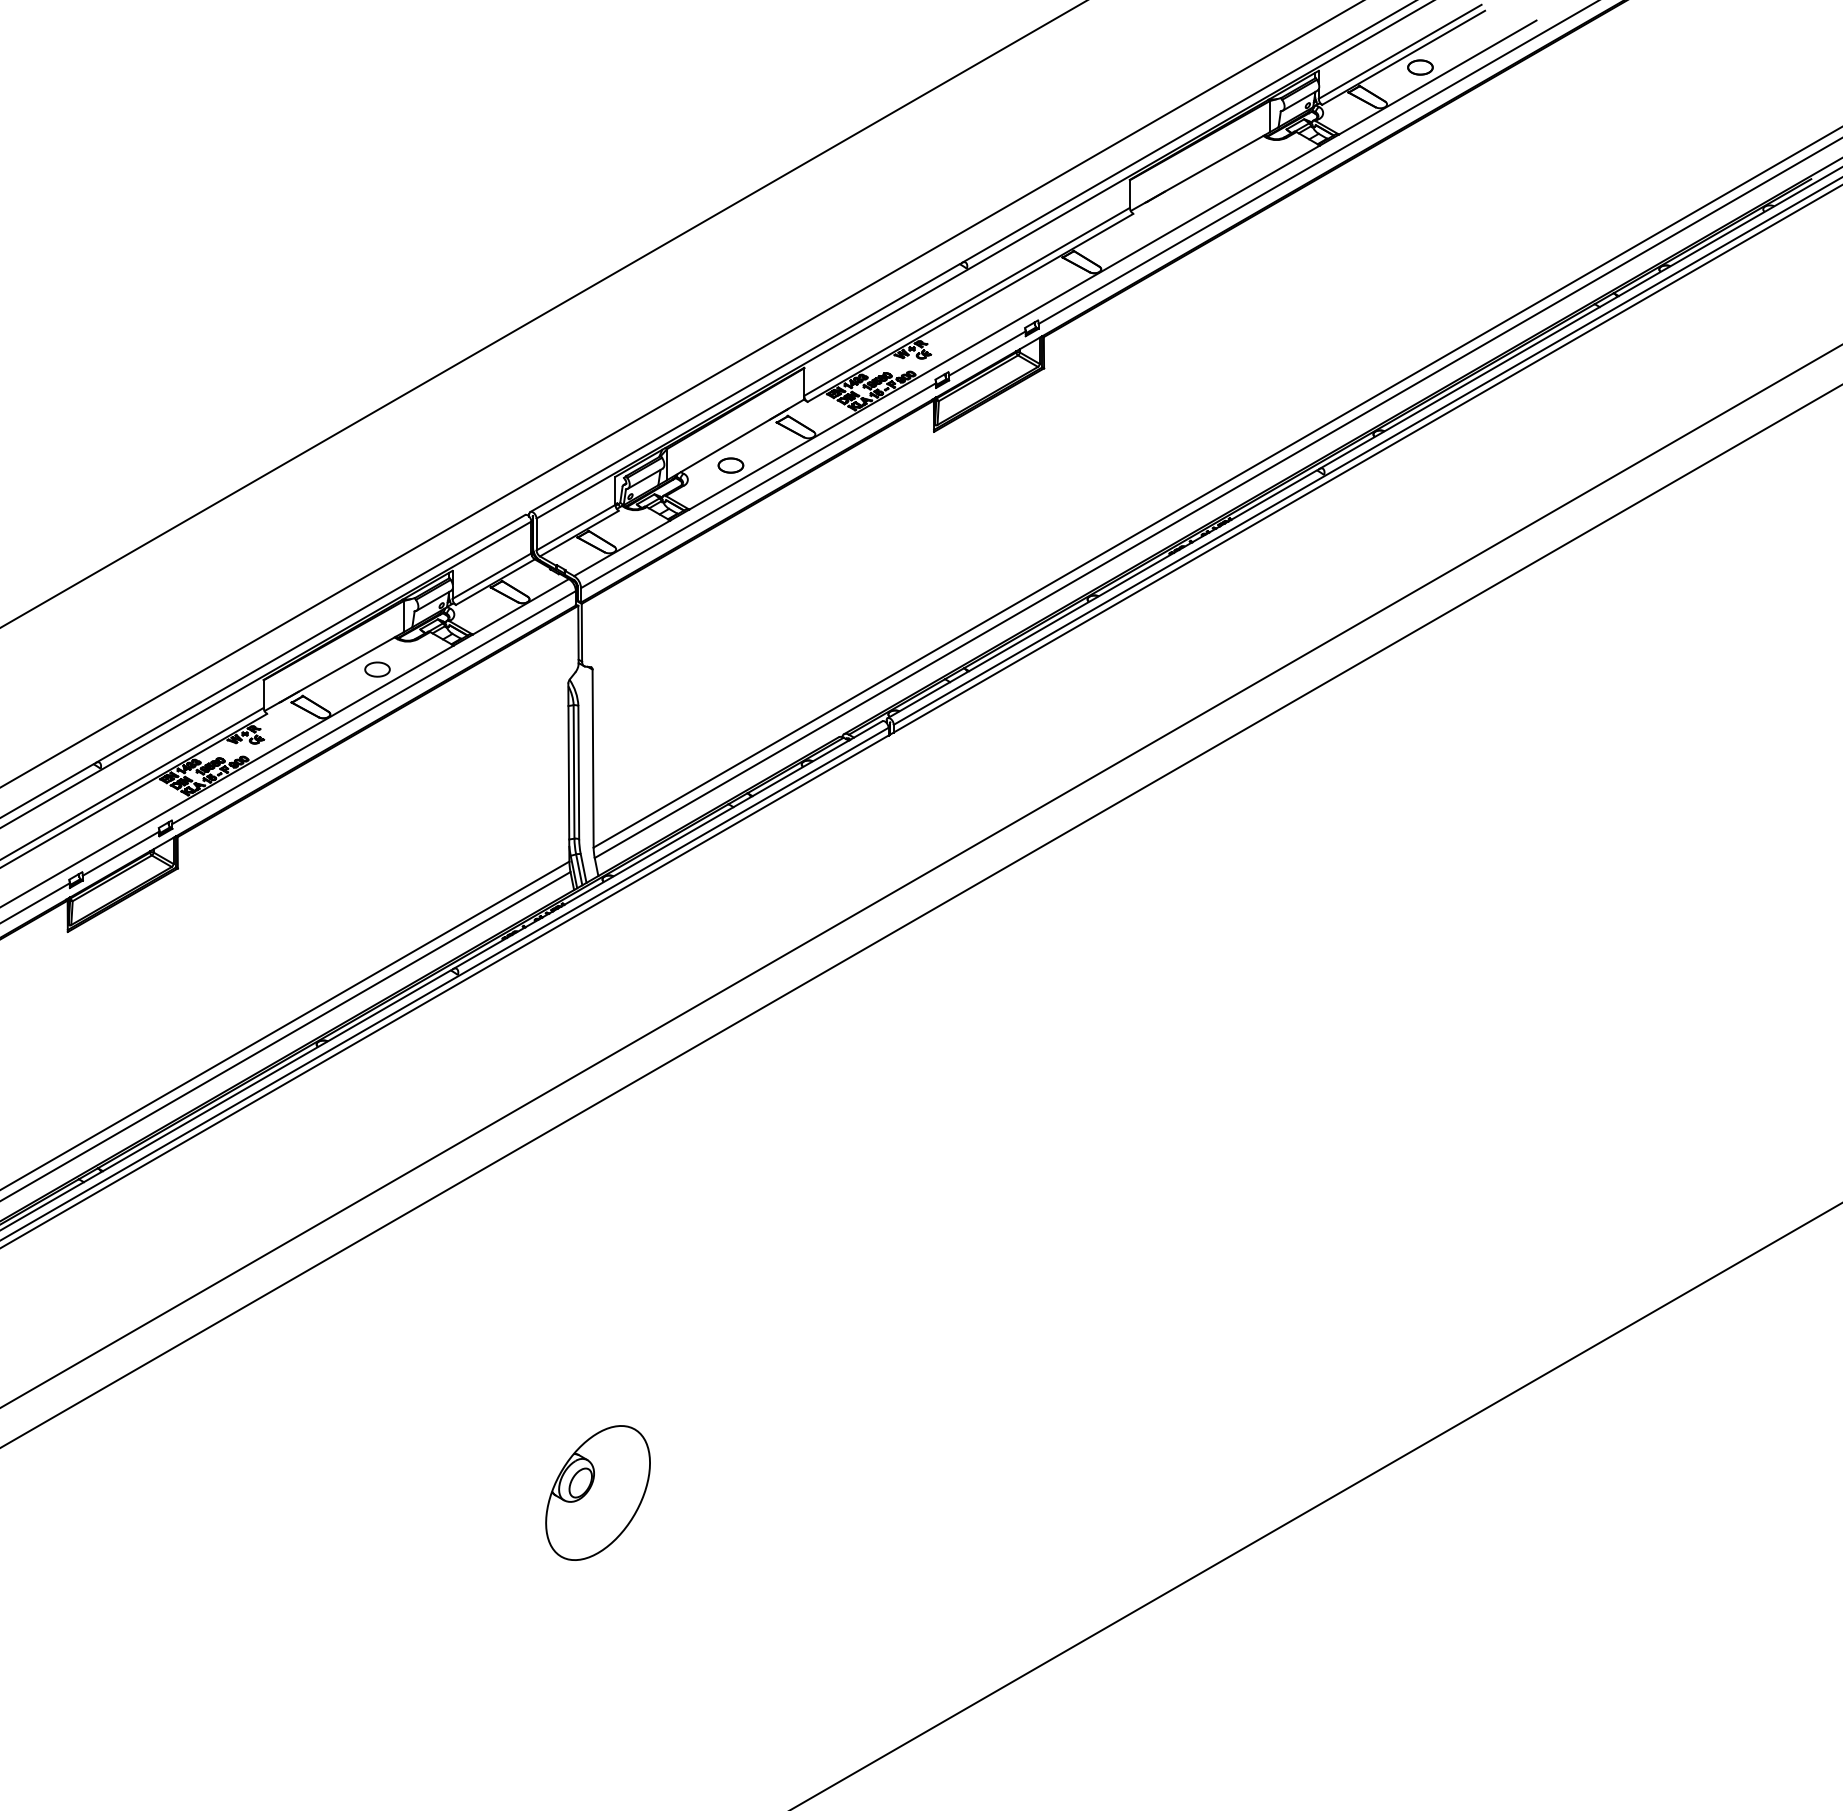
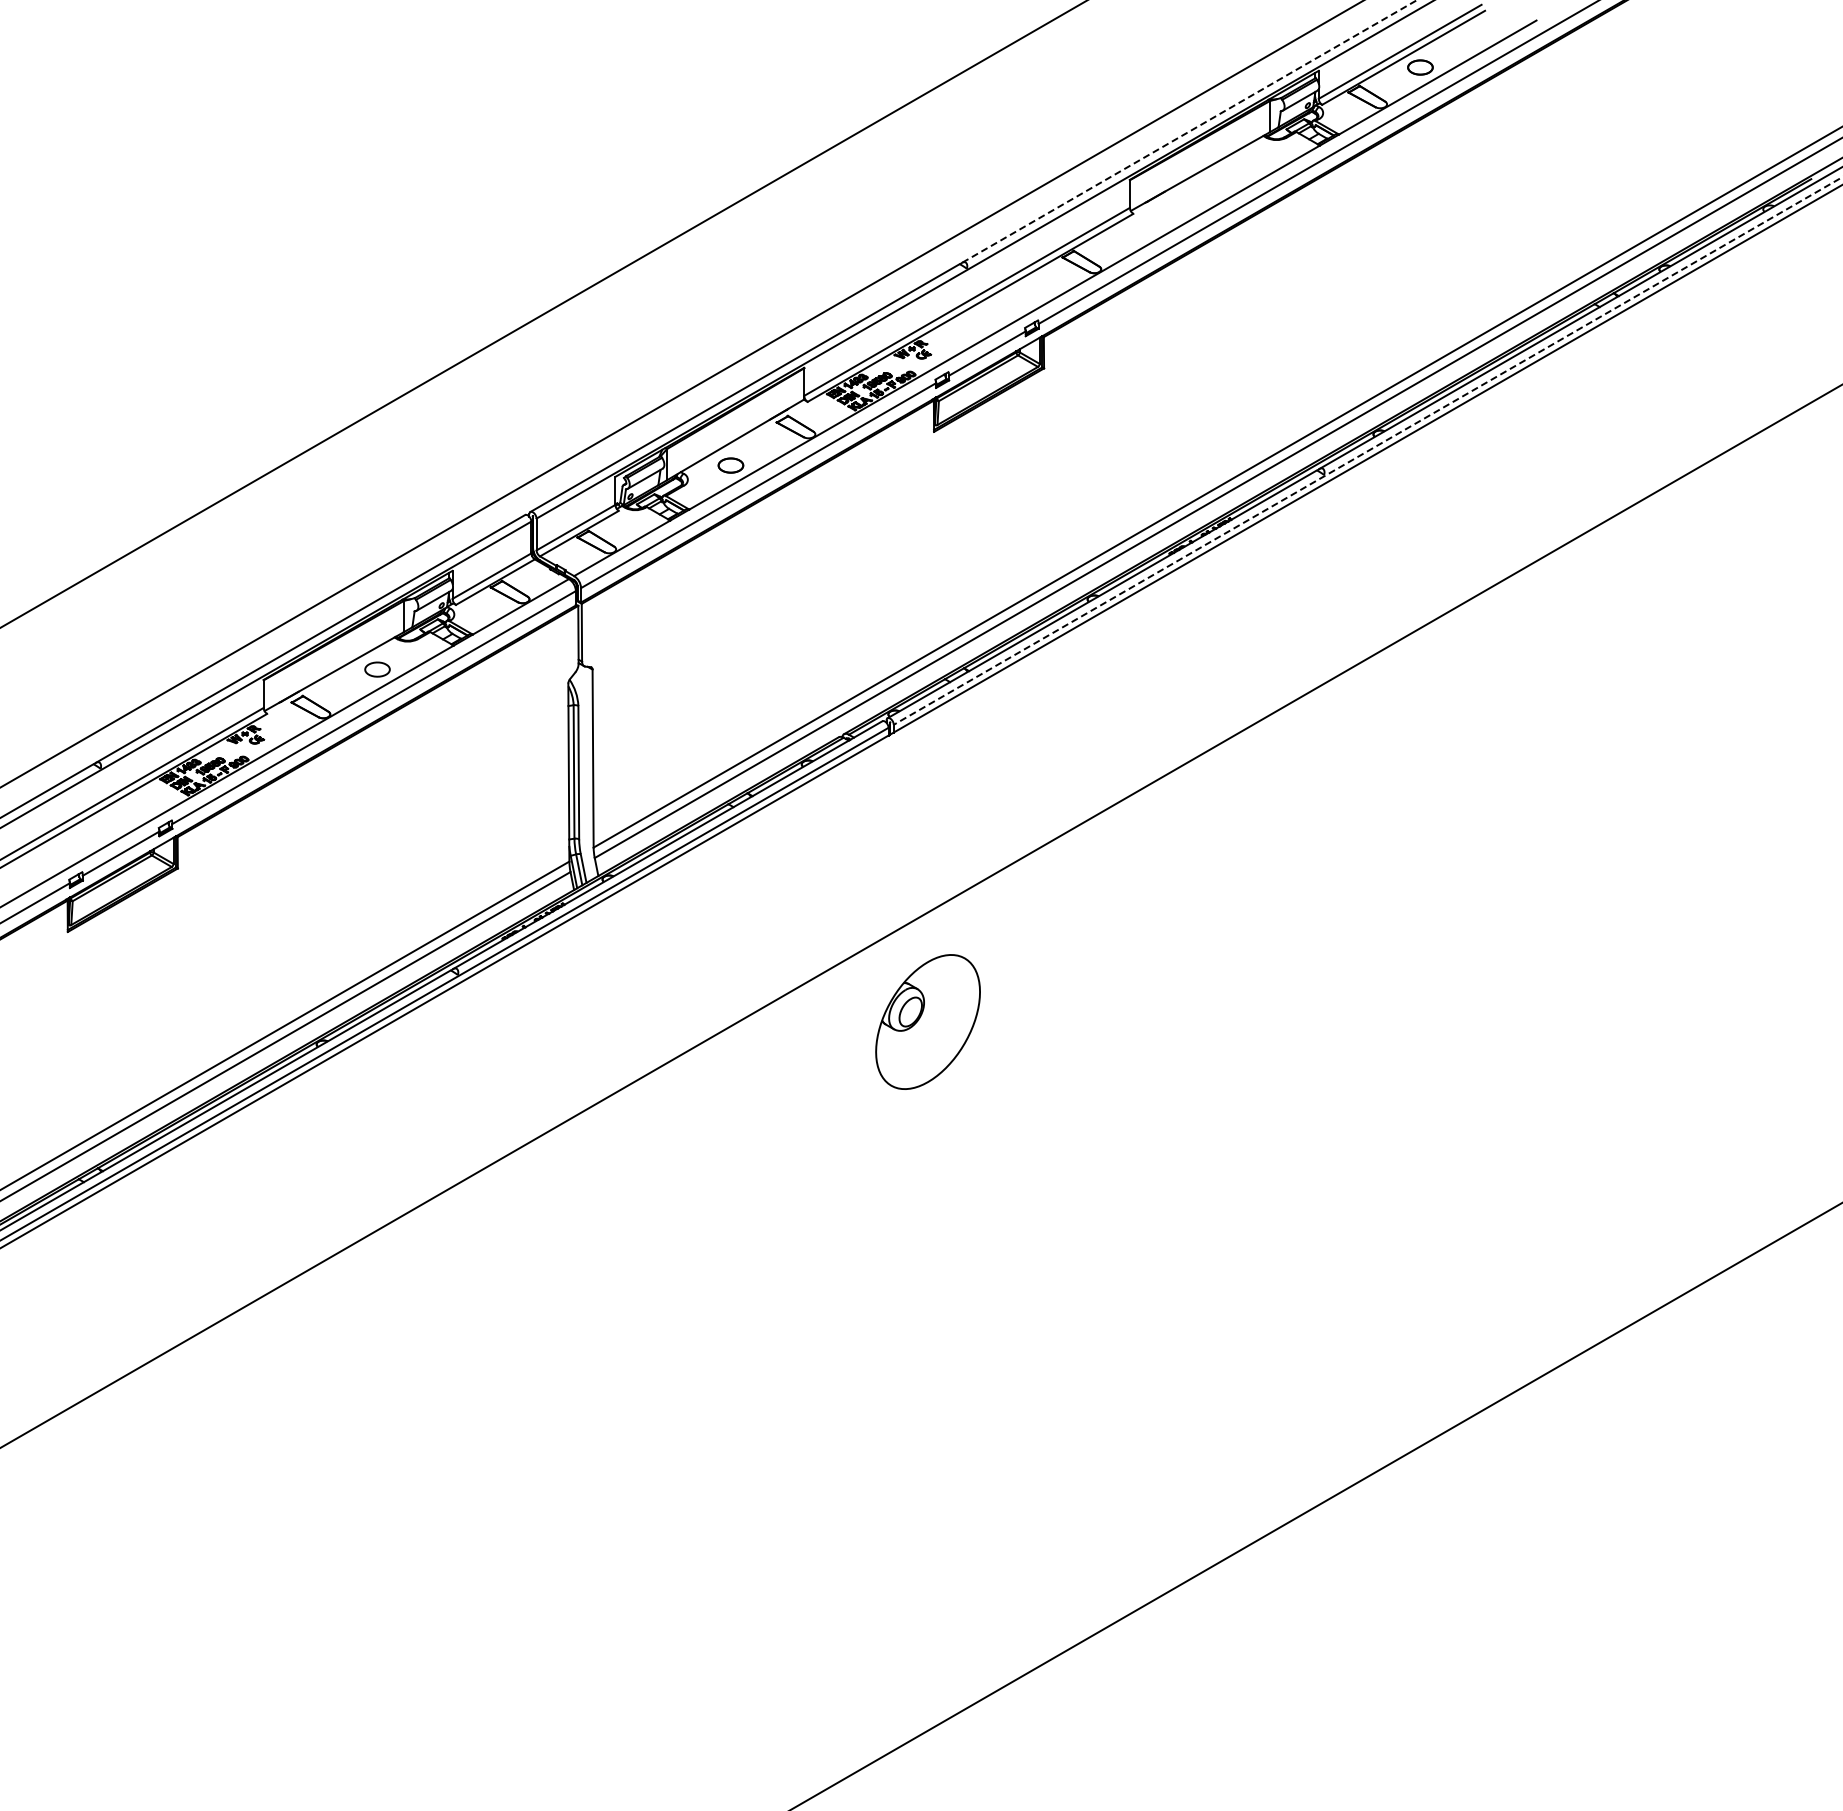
line: solid -> dashed (1189, 131)
line: solid -> dashed (1368, 450)
line: present -> none (920, 876)
part position: (597, 1492) -> (927, 1021) (927, 1021)
